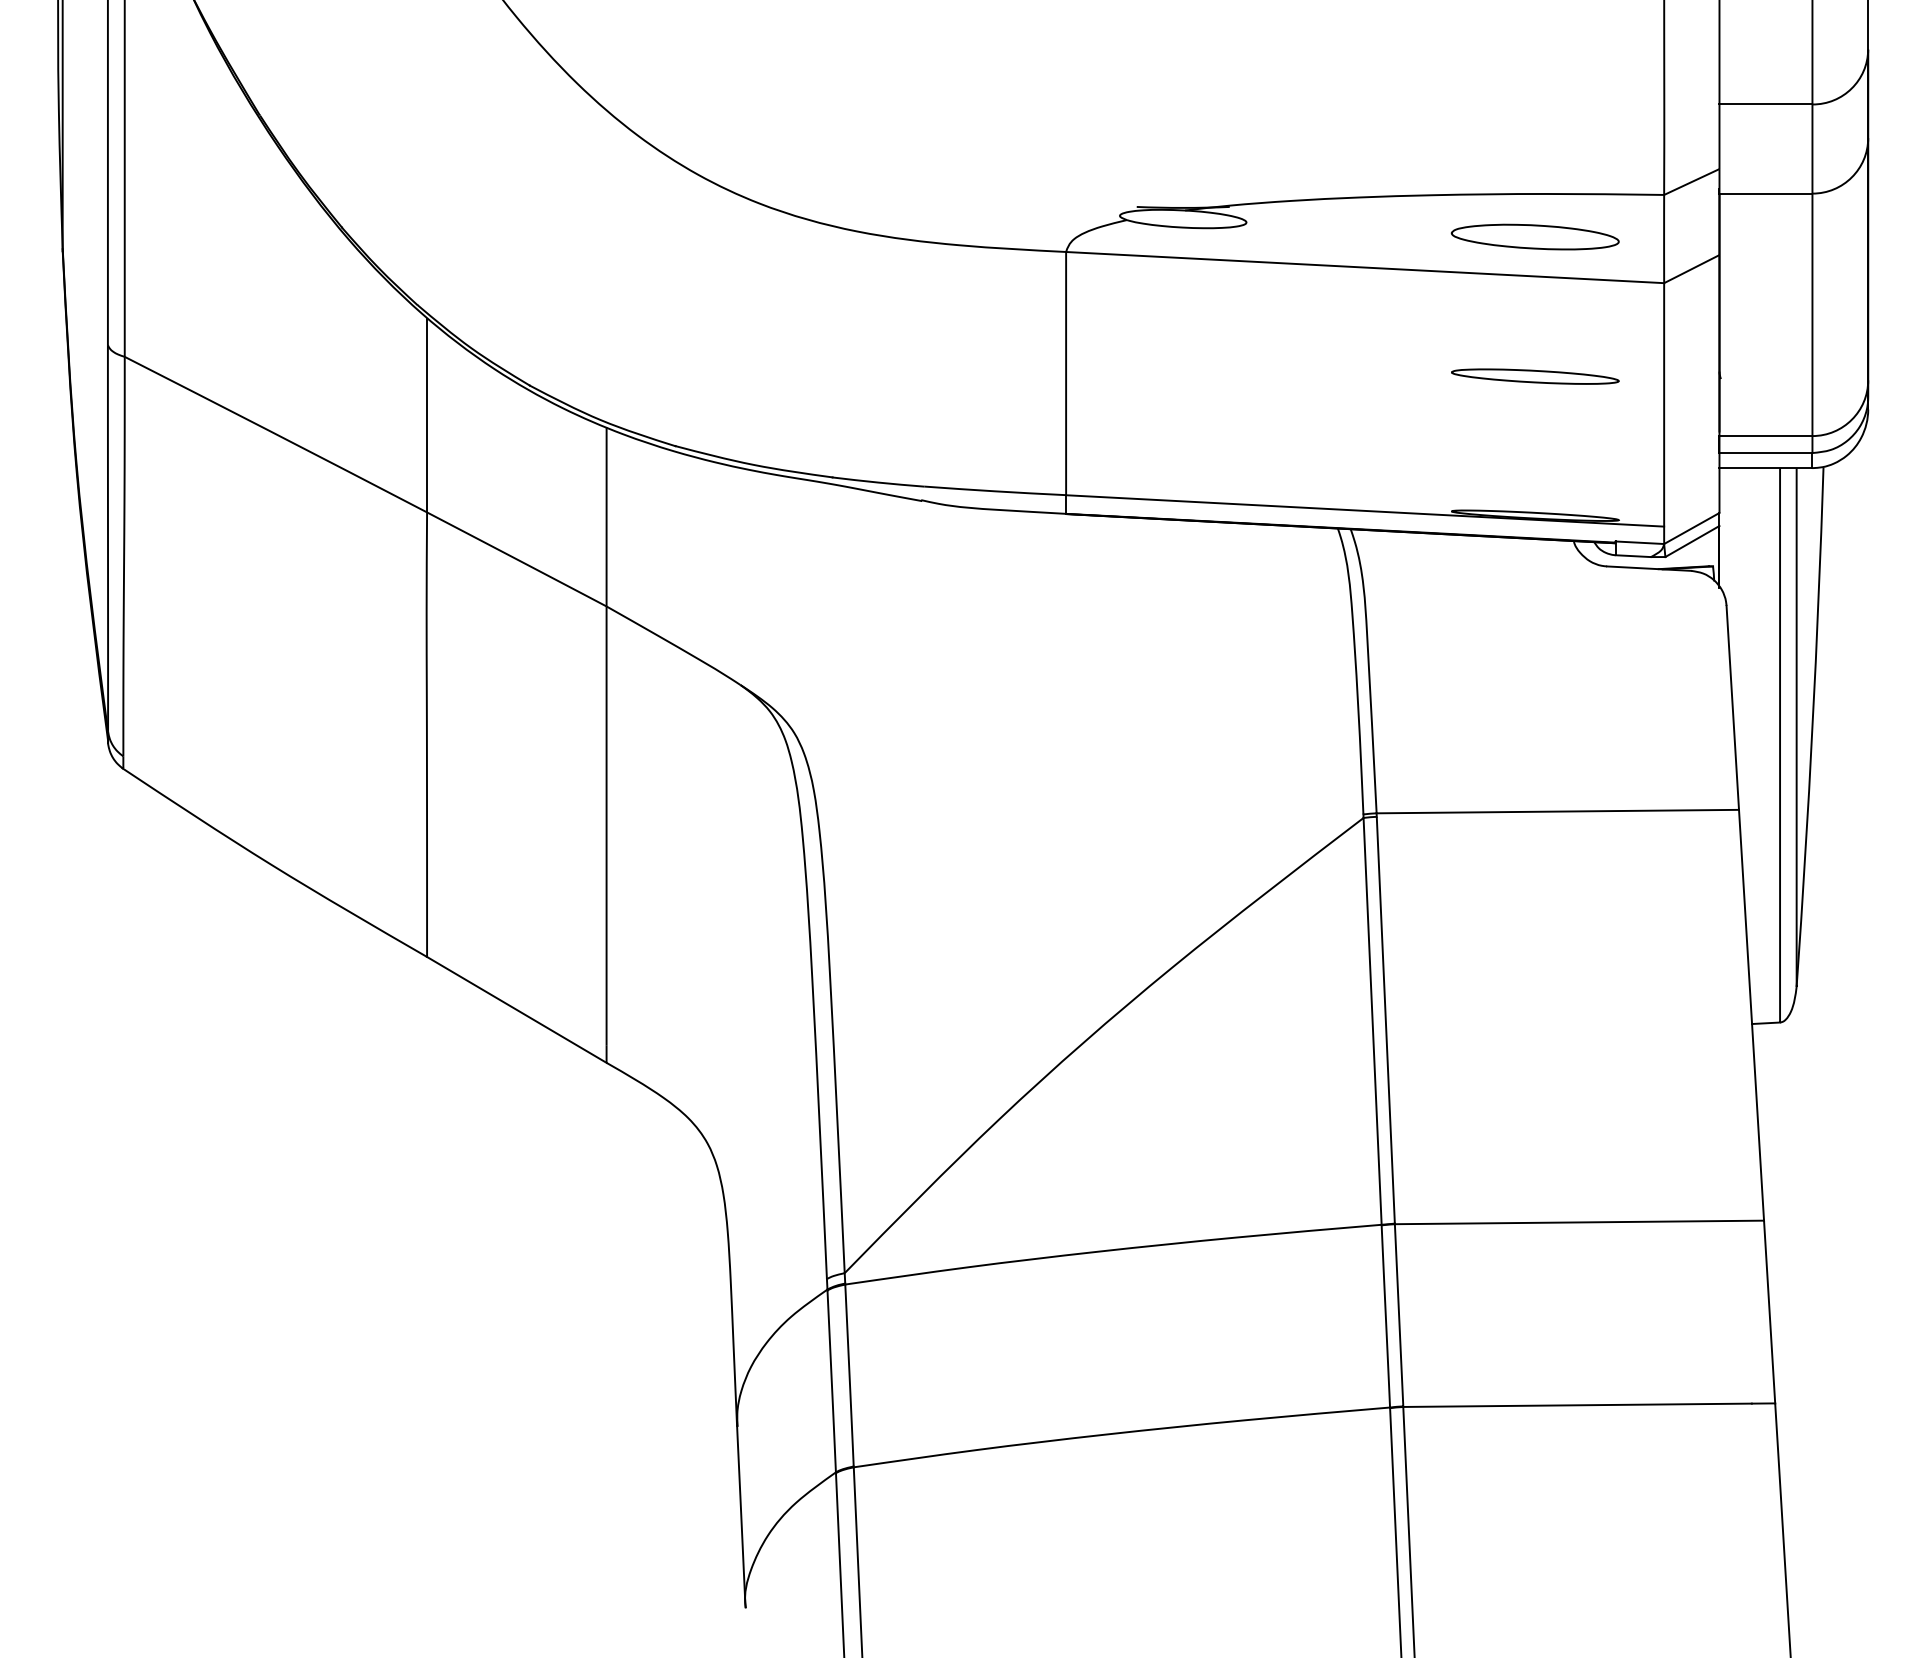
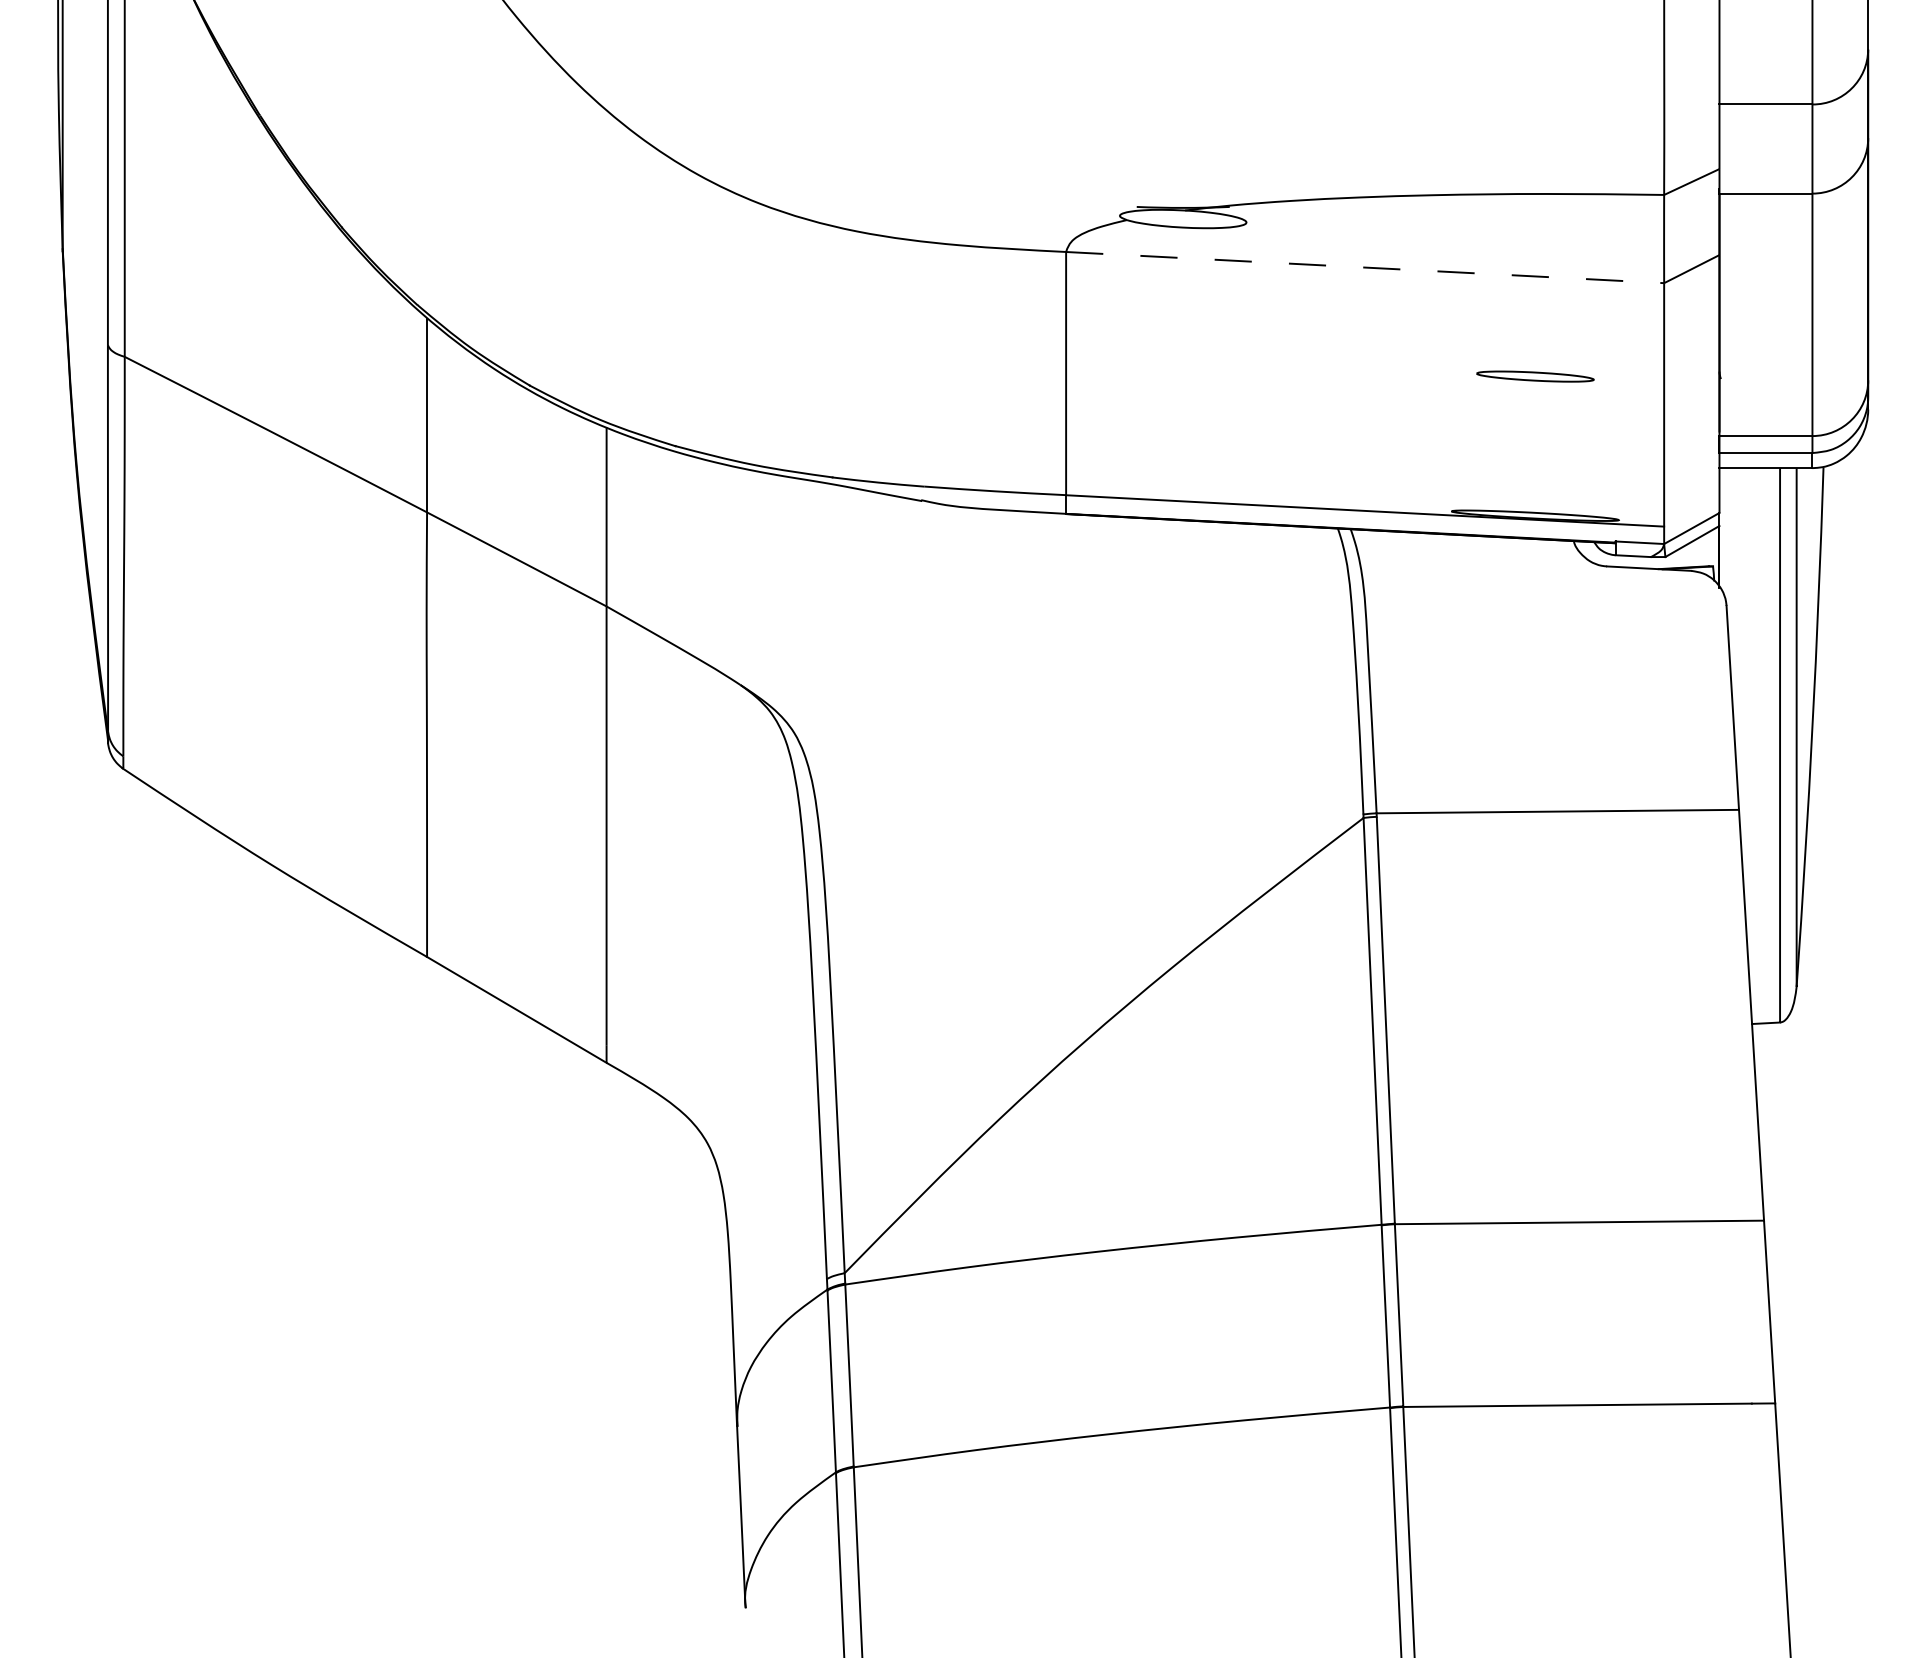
part: present -> none (1534, 236)
line: solid -> dashed (1365, 267)
part size: 169x17 px -> 119x13 px (1535, 376)
